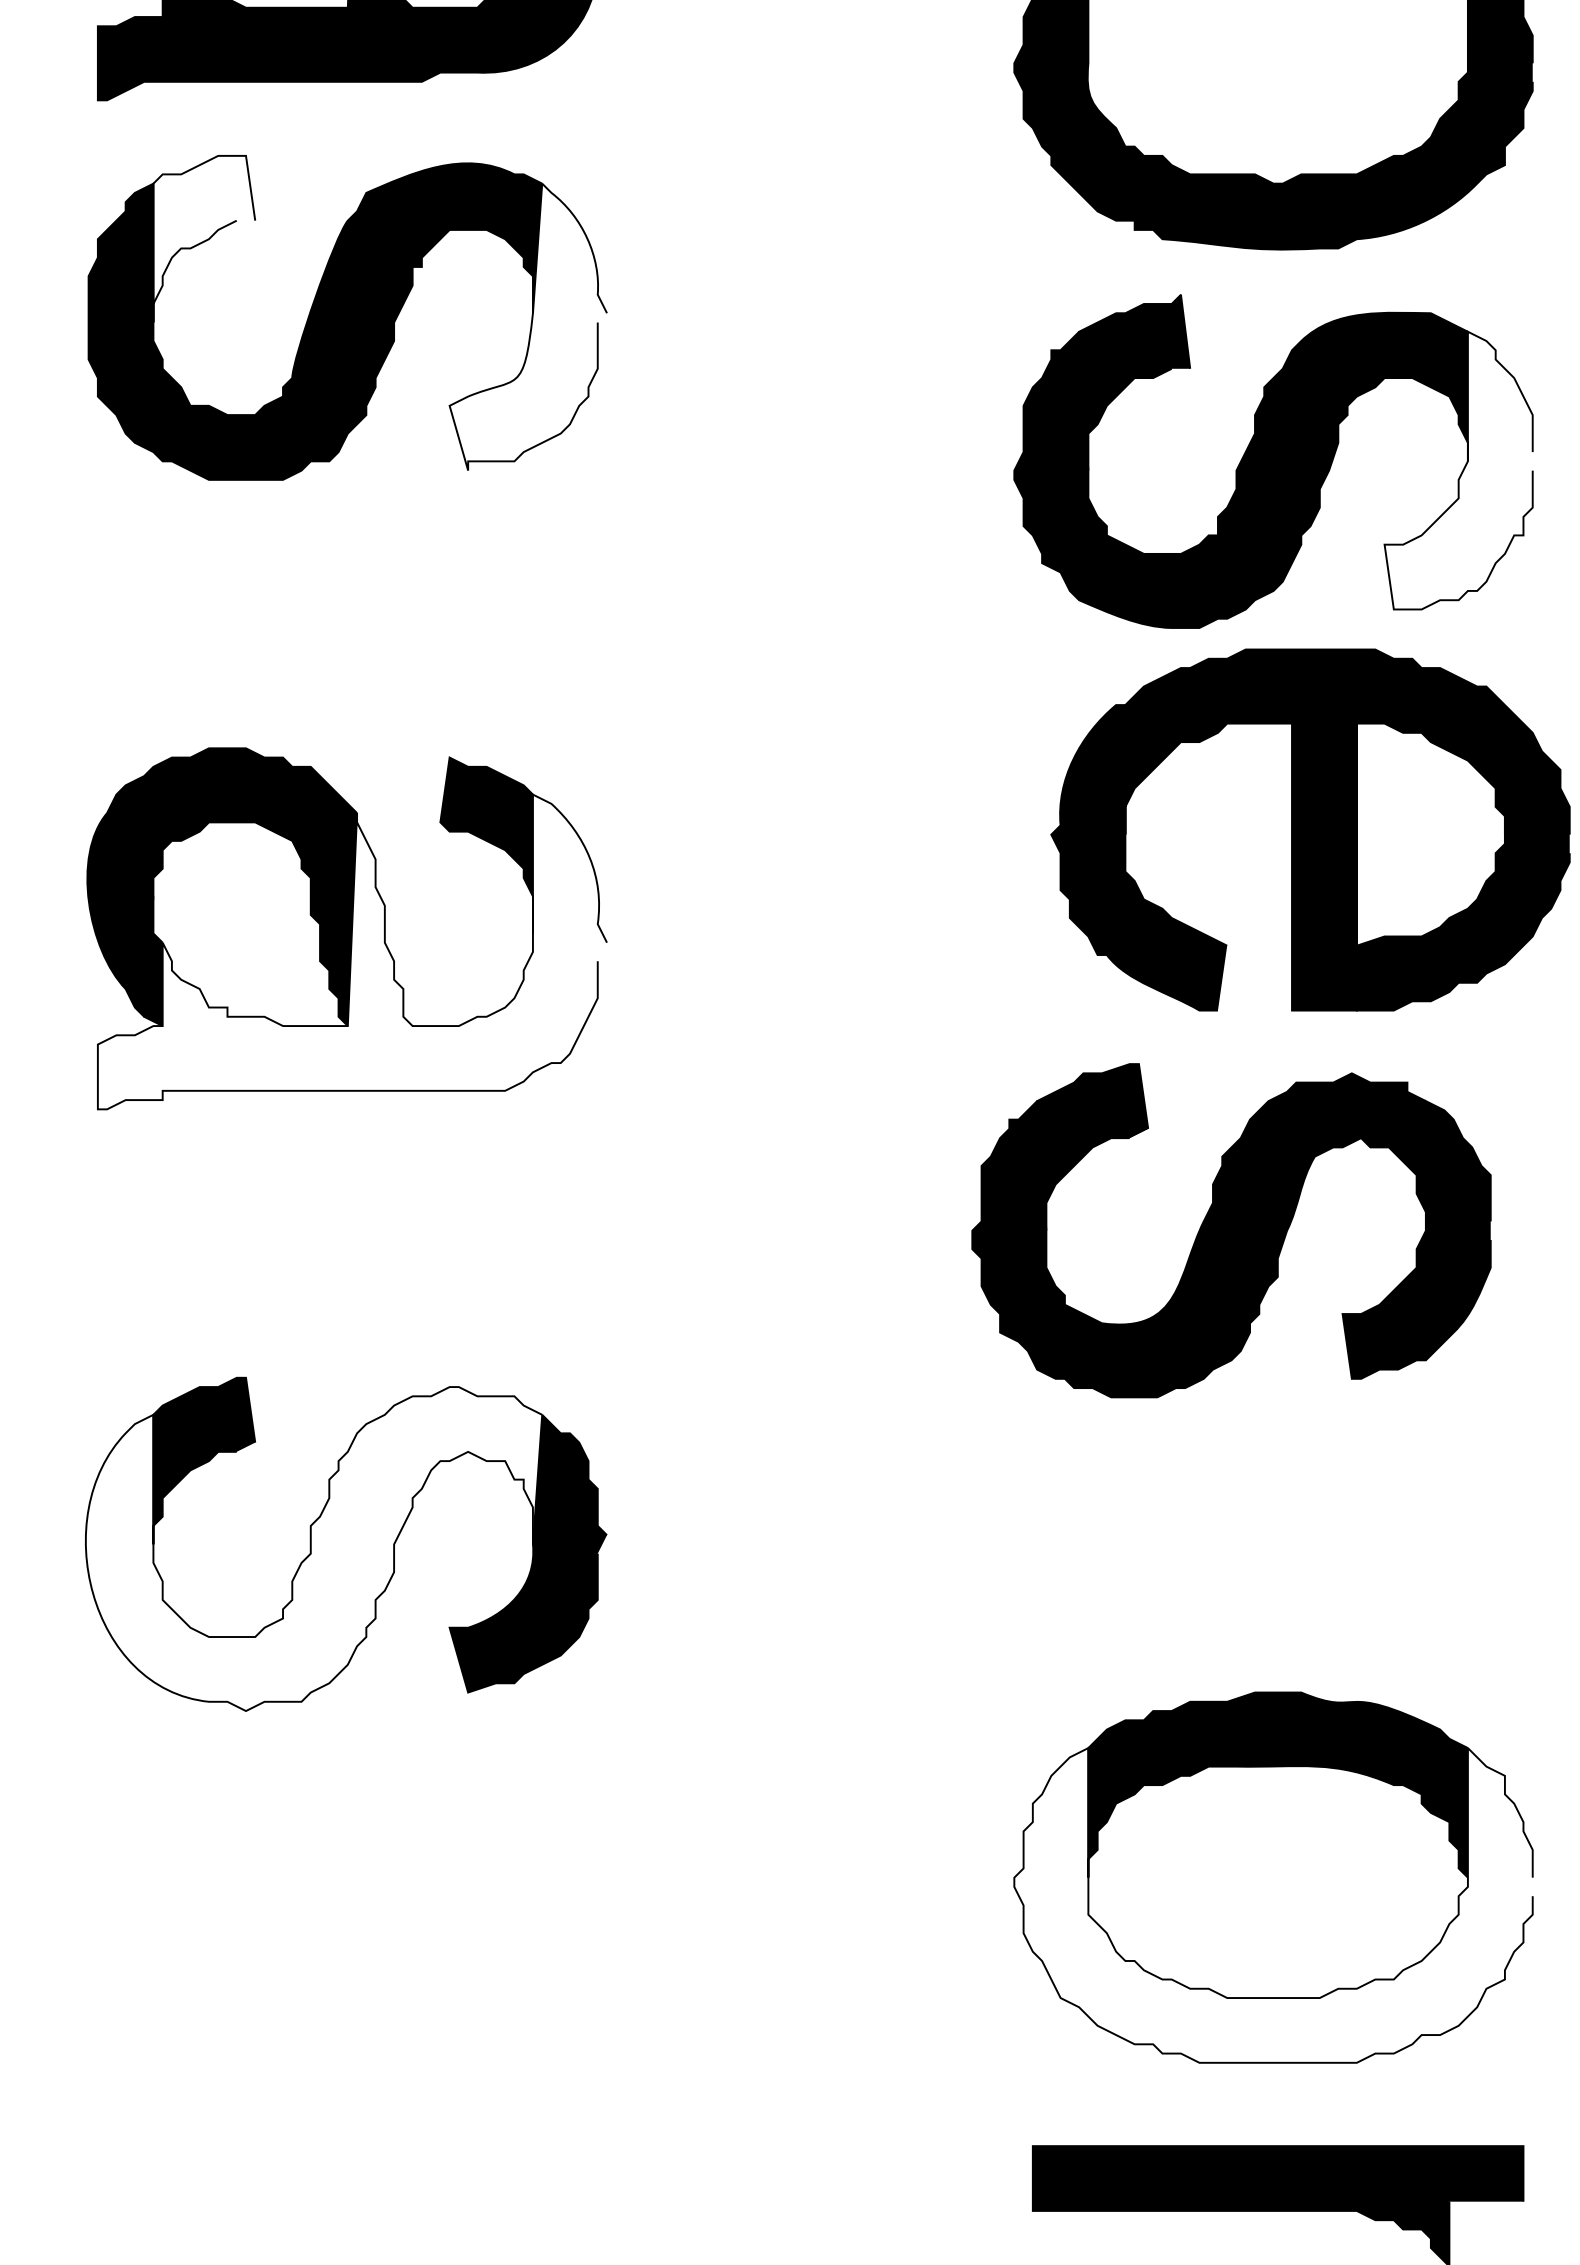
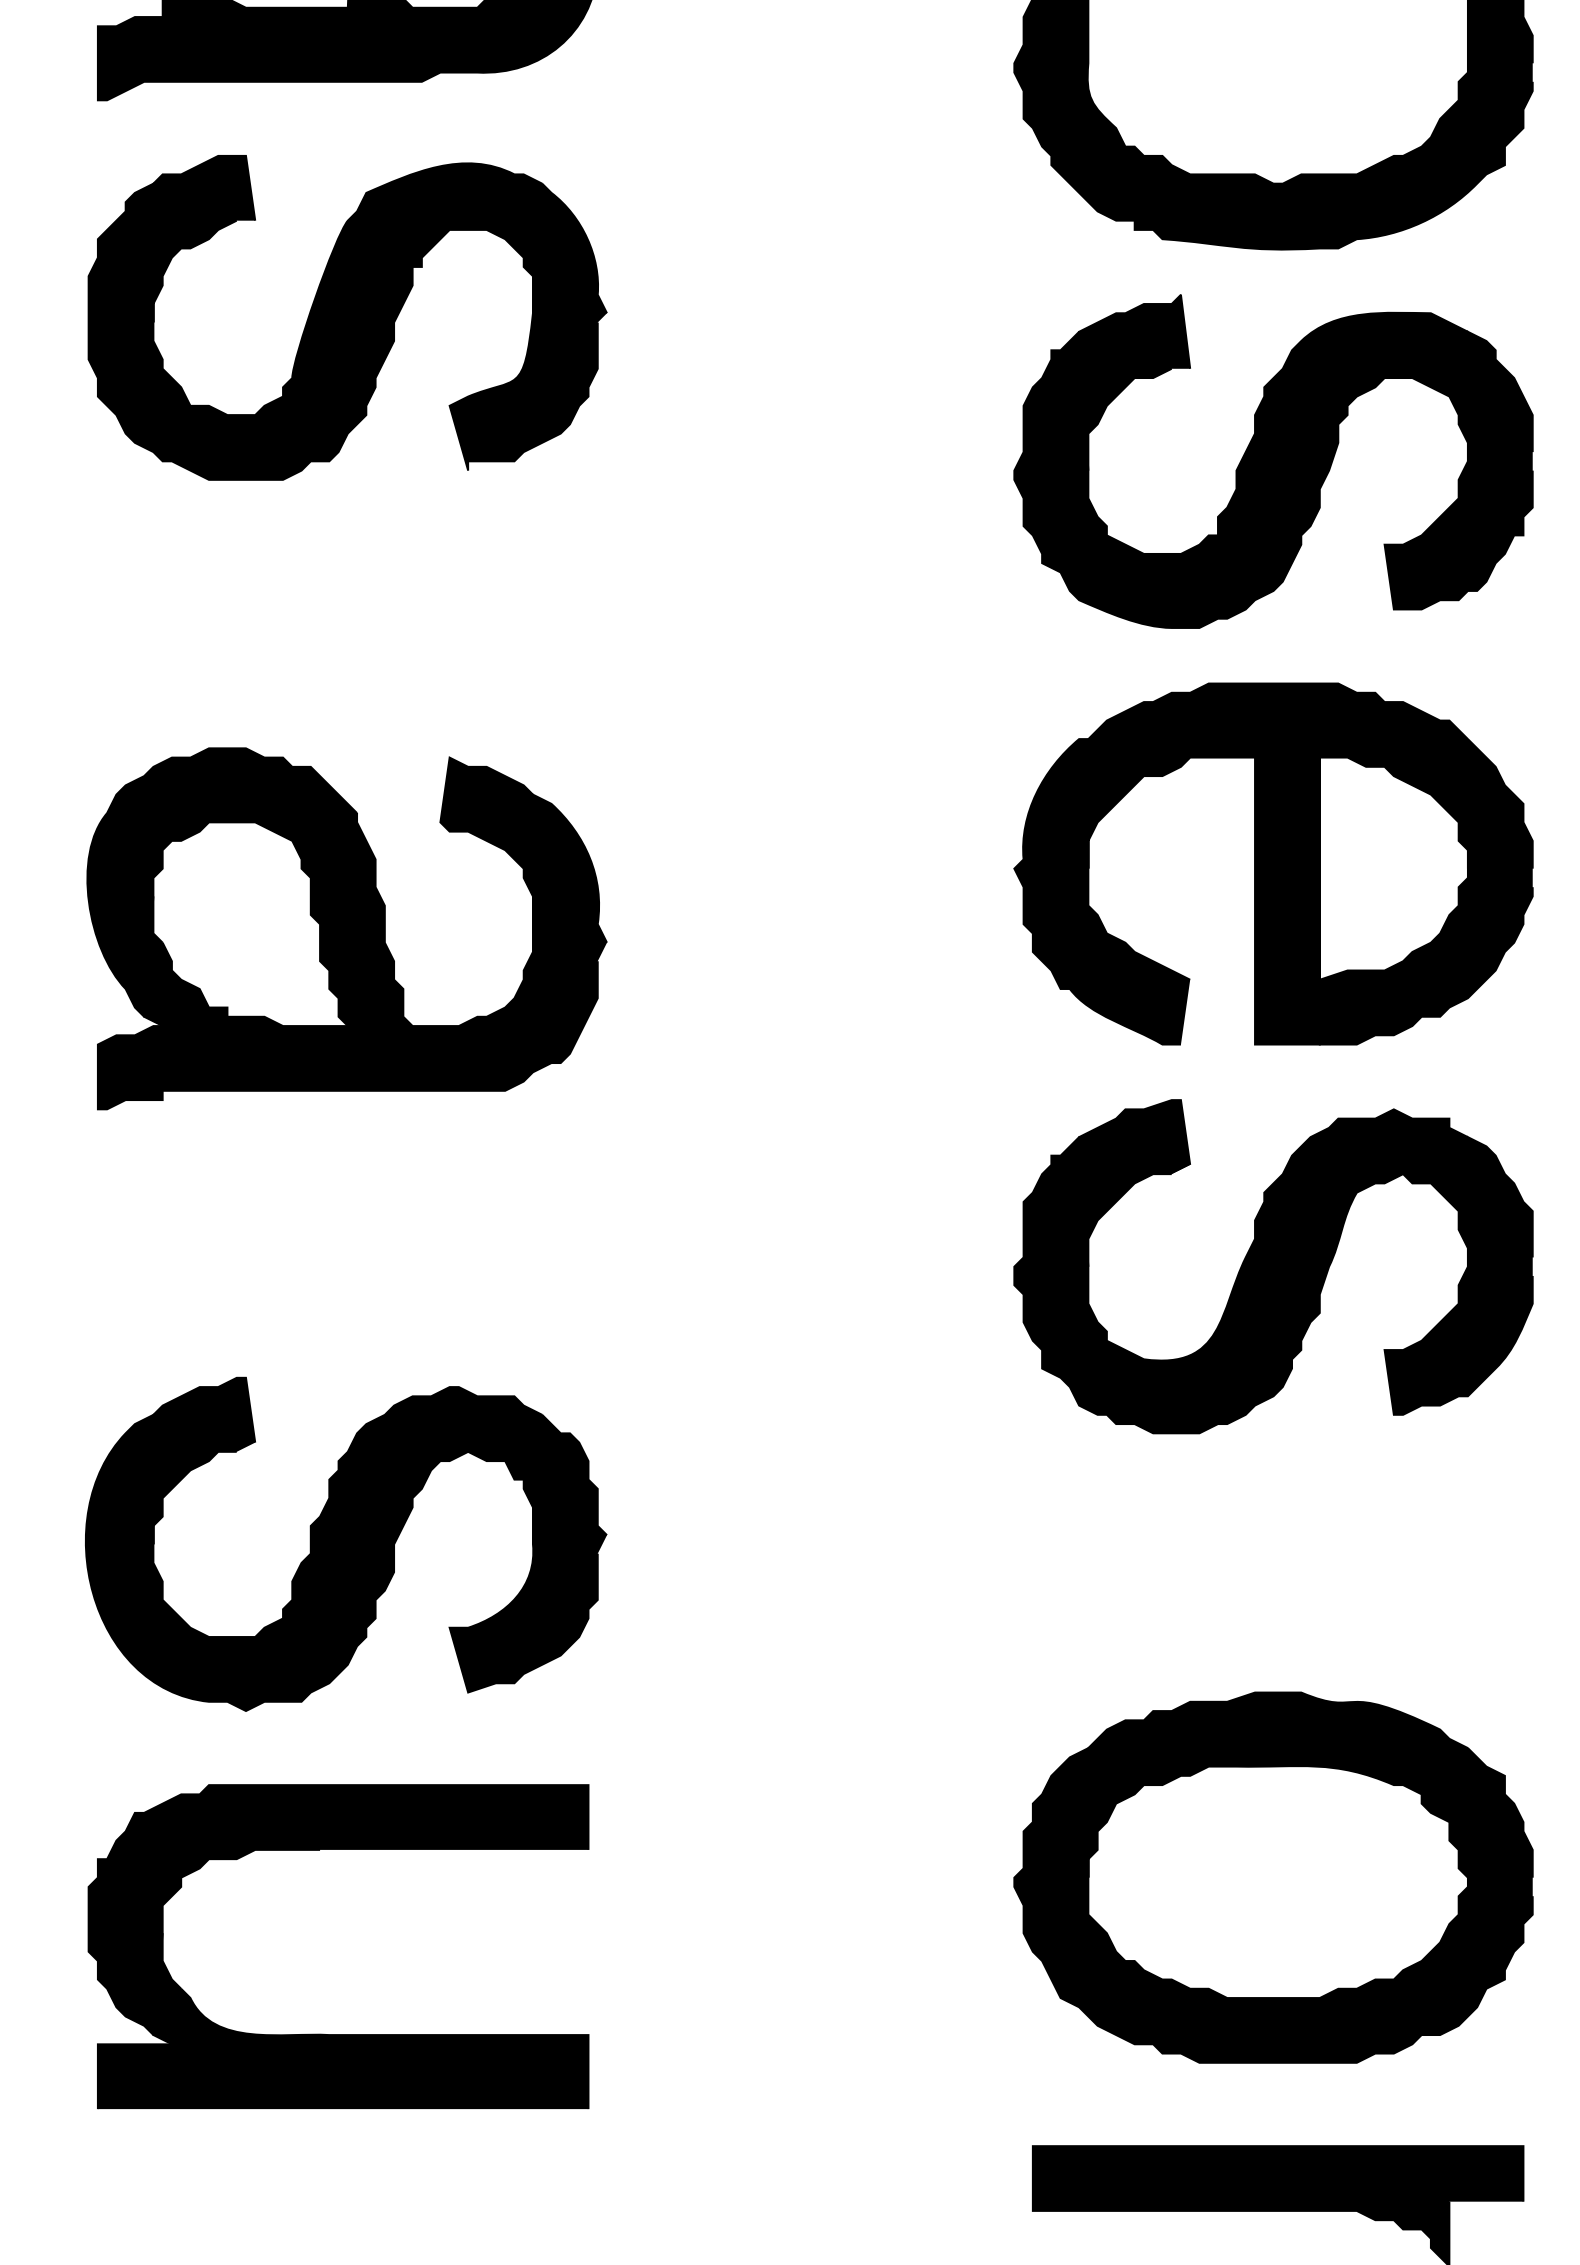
fill: none -> present (204, 238)
fill: none -> present (528, 326)
fill: none -> present (1458, 470)
part position: (1310, 829) -> (1273, 863) (1273, 863)
fill: none -> present (352, 951)
part position: (1231, 1230) -> (1273, 1266) (1273, 1266)
fill: none -> present (313, 1549)
fill: none -> present (1273, 1905)
part: none -> present (338, 2034)
